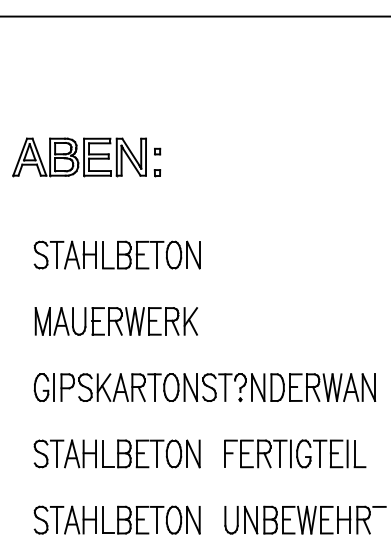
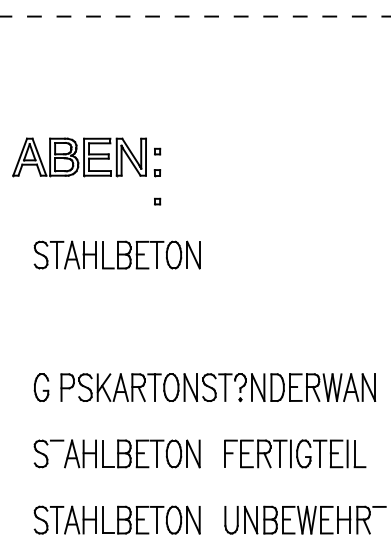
line: solid -> dashed (195, 16)
part: none -> present (157, 201)
part: present -> none (115, 321)
line: present -> none (54, 387)
line: present -> none (57, 453)
